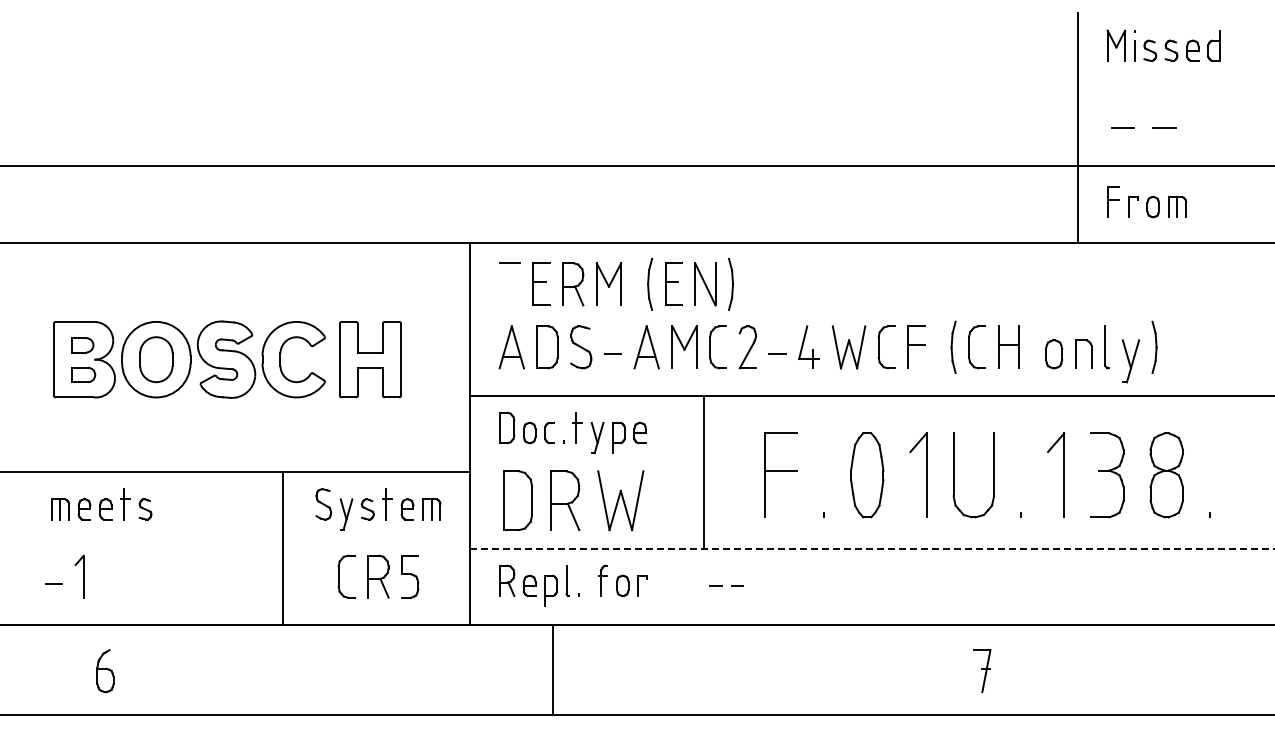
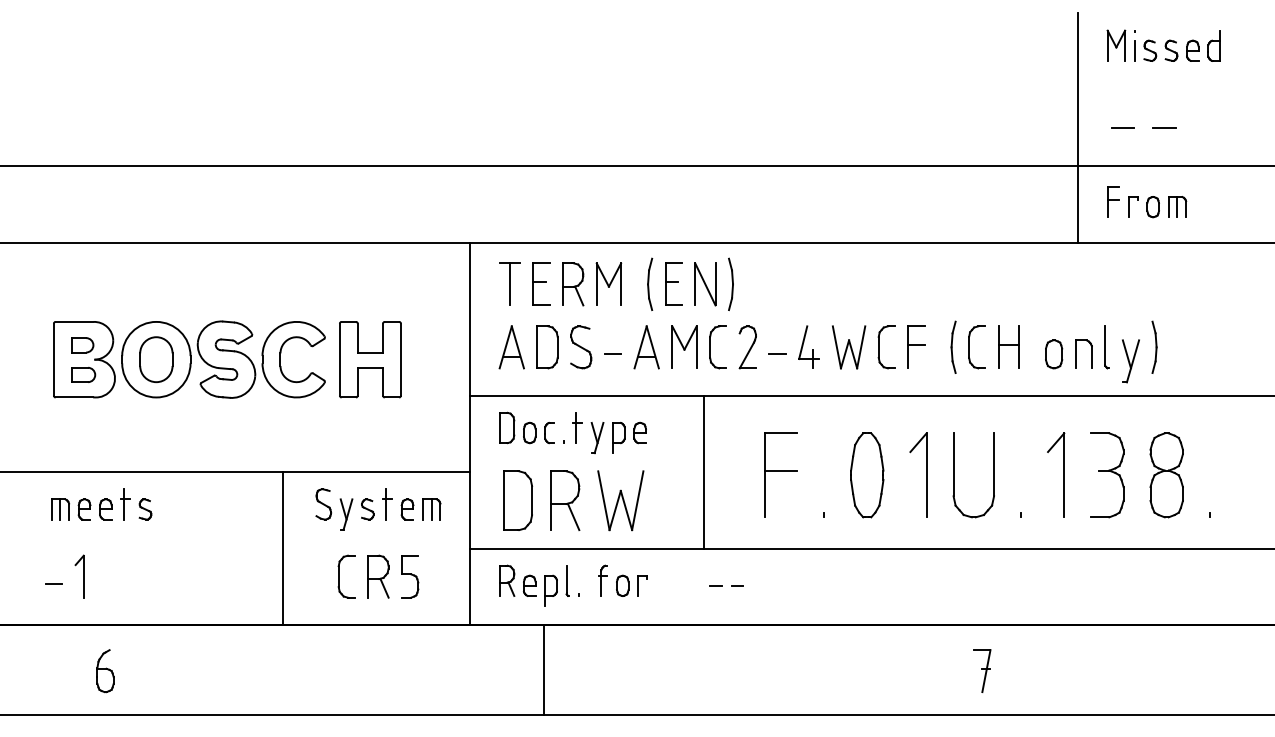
line: none -> present (509, 284)
line: dashed -> solid (873, 548)
line position: (552, 669) -> (543, 669) (543, 669)
